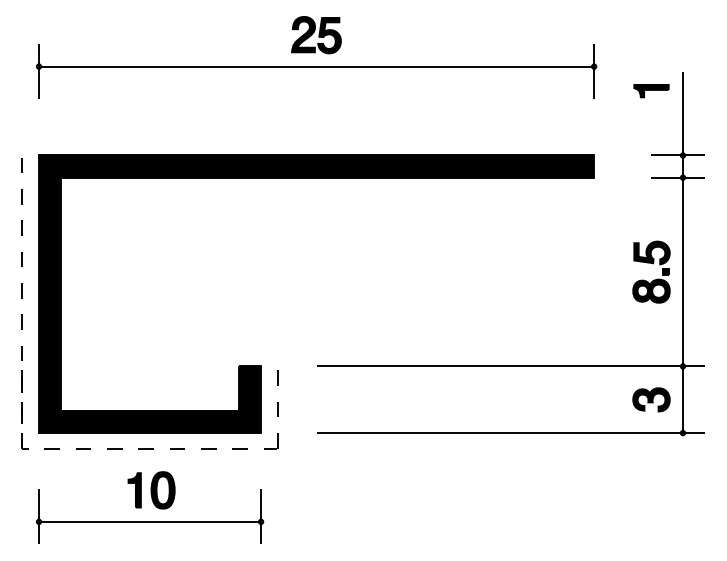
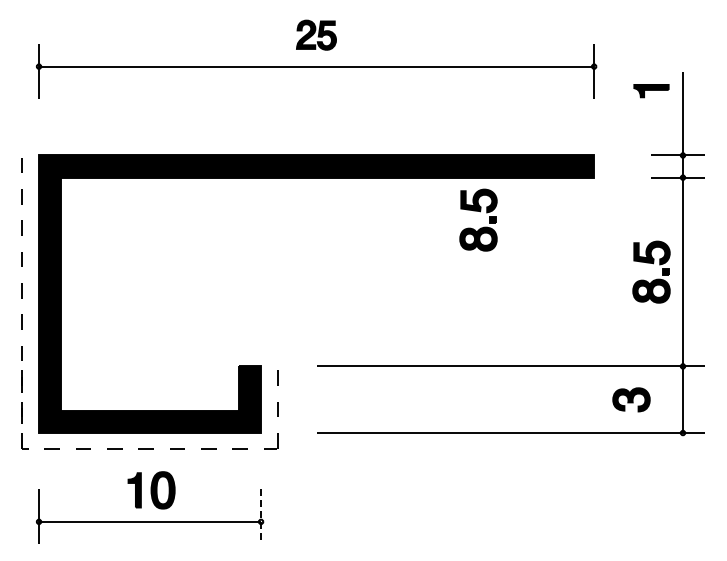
part size: 51x39 px -> 41x32 px (316, 34)
part: none -> present (480, 212)
part position: (651, 399) -> (631, 399) (631, 399)
line: solid -> dashed (261, 517)
